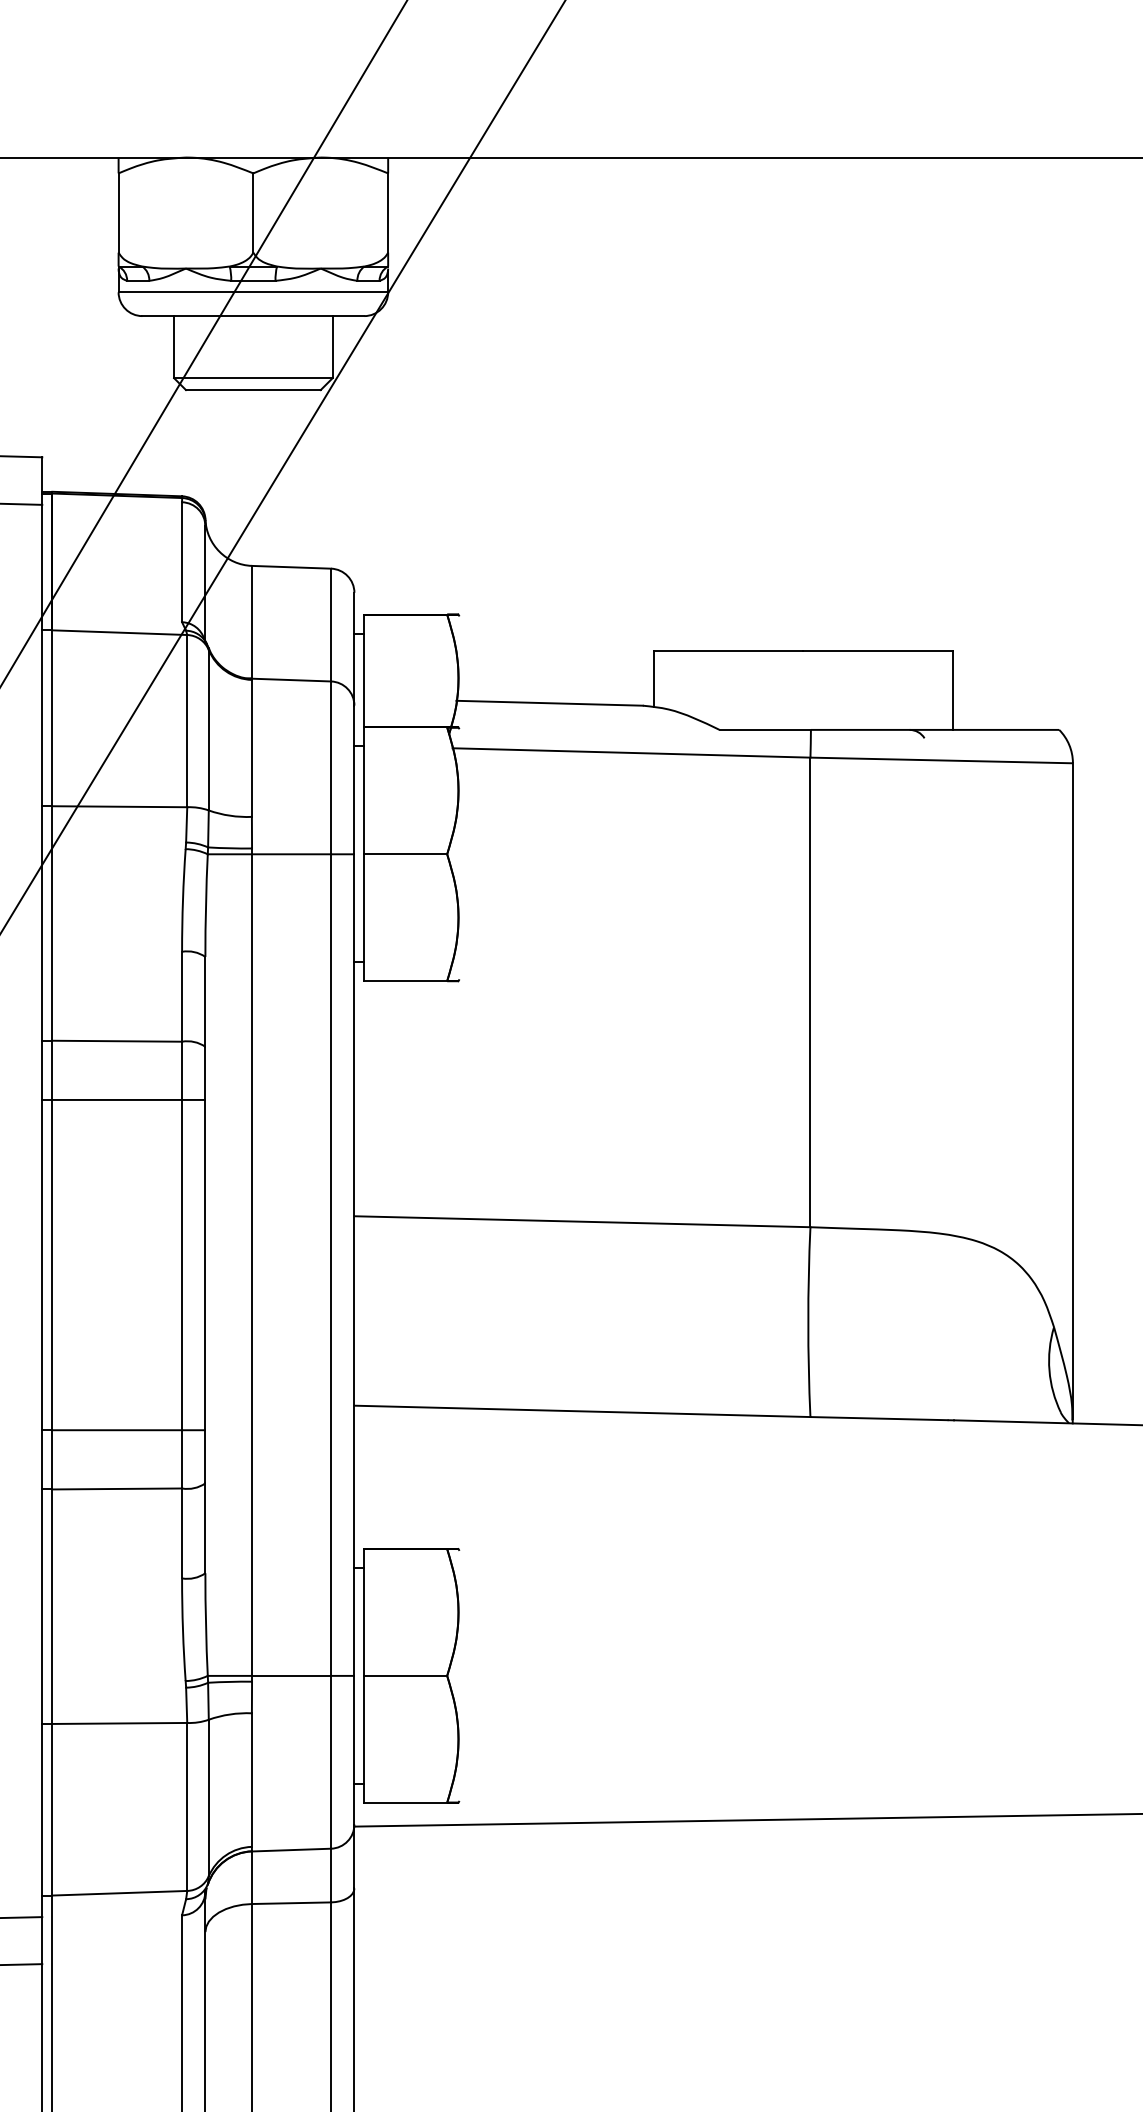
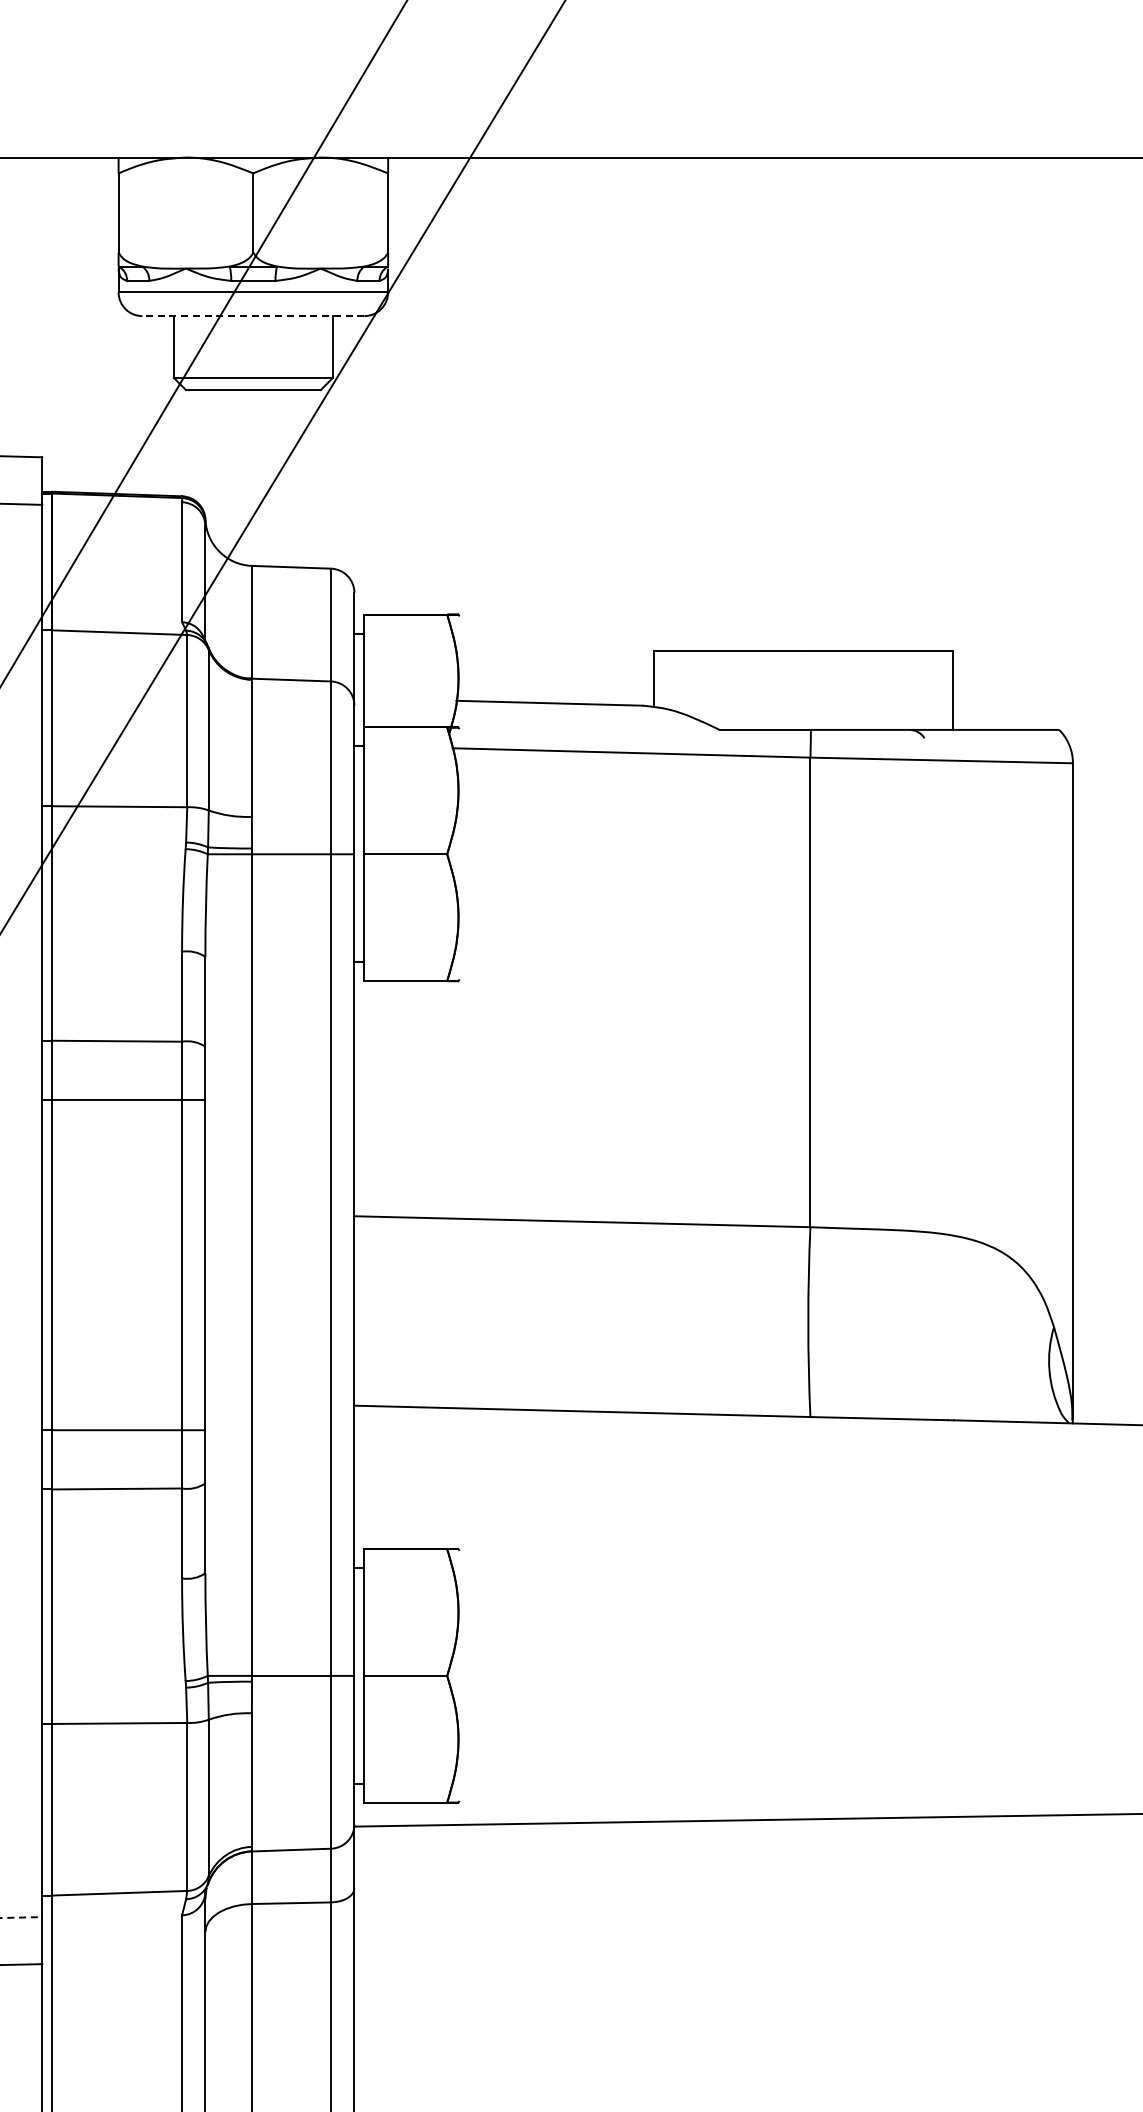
line: solid -> dashed (253, 316)
line: solid -> dashed (21, 1917)
